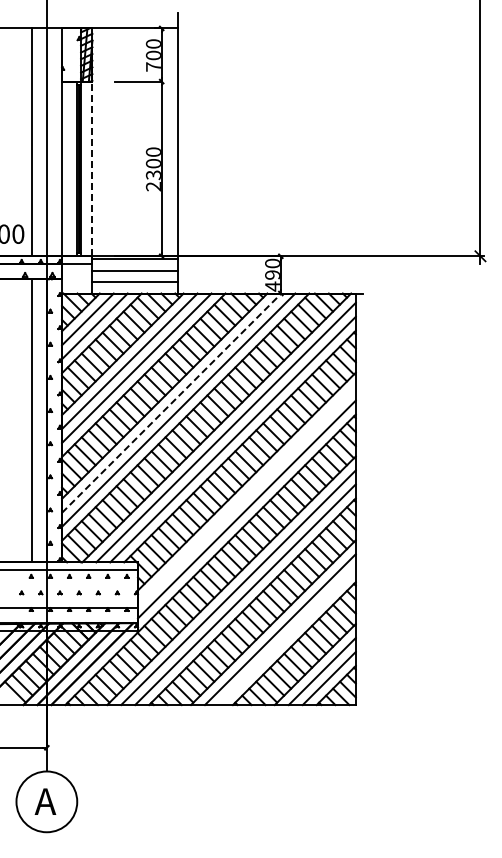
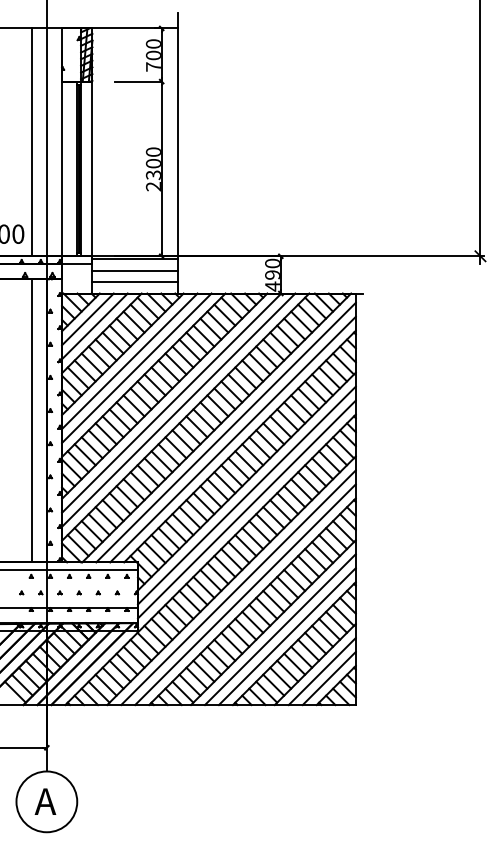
line: dashed -> solid (92, 168)
line: dashed -> solid (172, 402)
line: none -> present (246, 495)
line: none -> present (286, 636)
